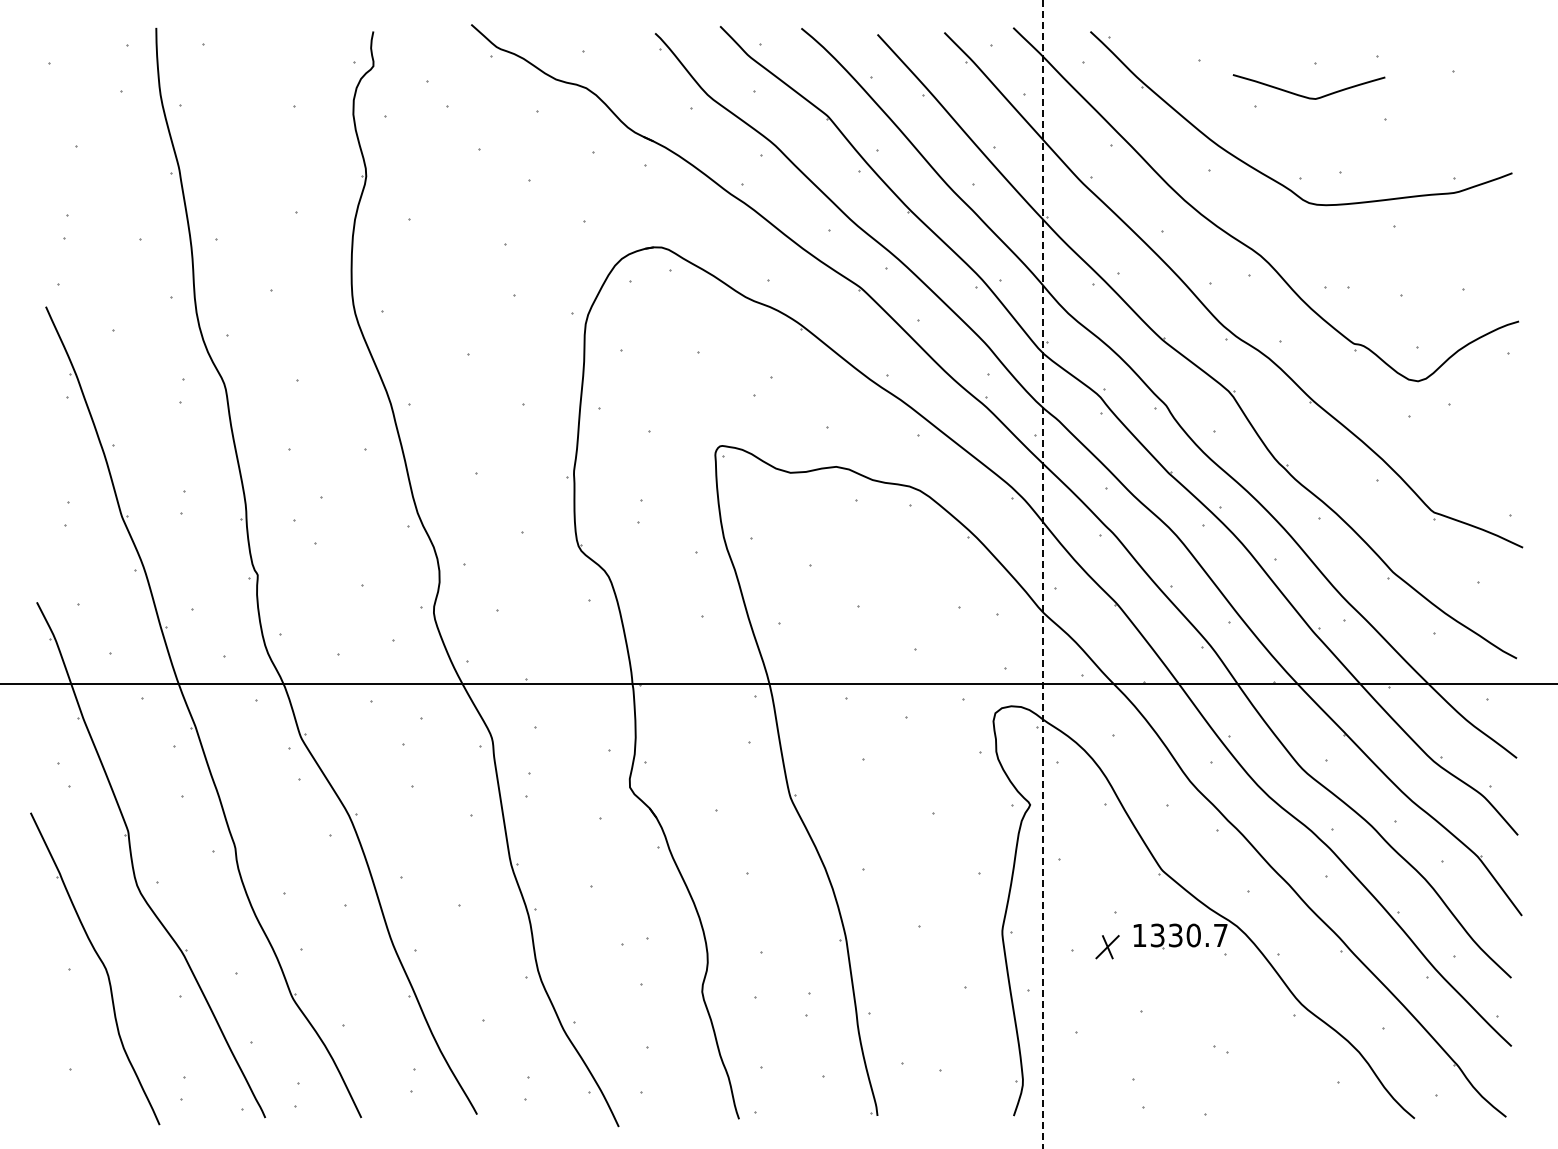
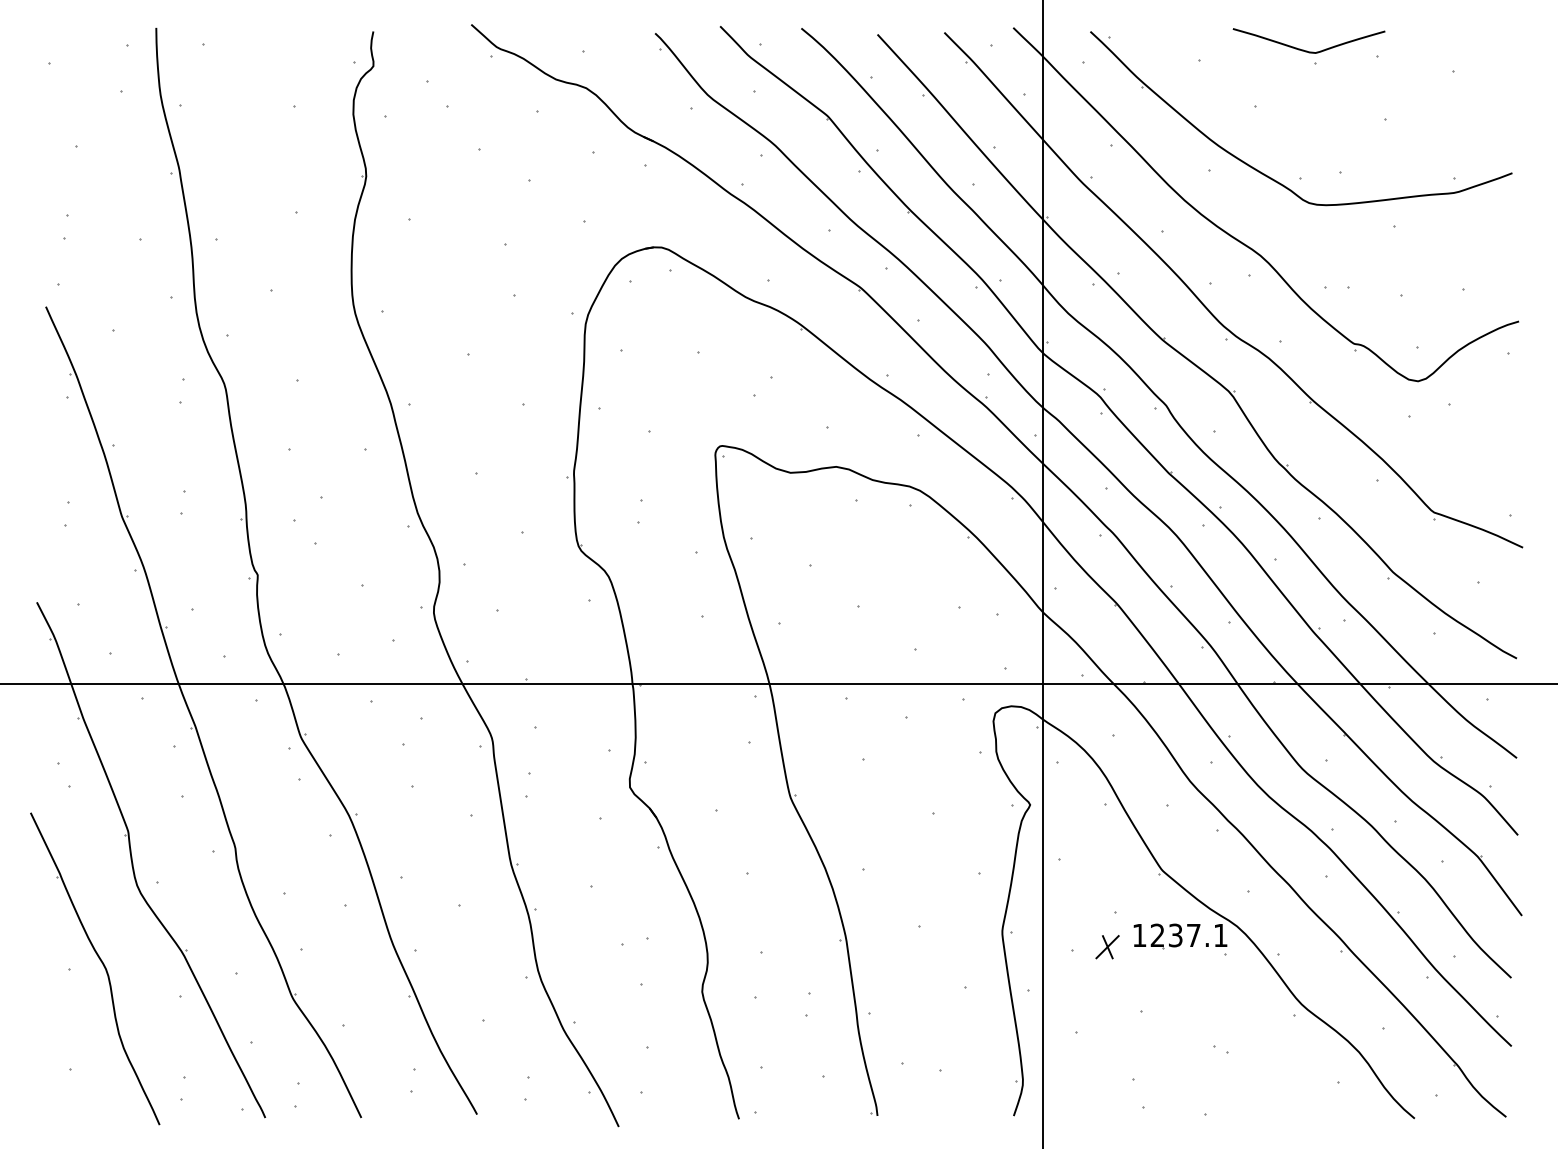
curve position: (1307, 96) -> (1307, 50) (1307, 50)
line: dashed -> solid (1042, 574)
text: 1330.7 -> 1237.1 (1188, 935)
